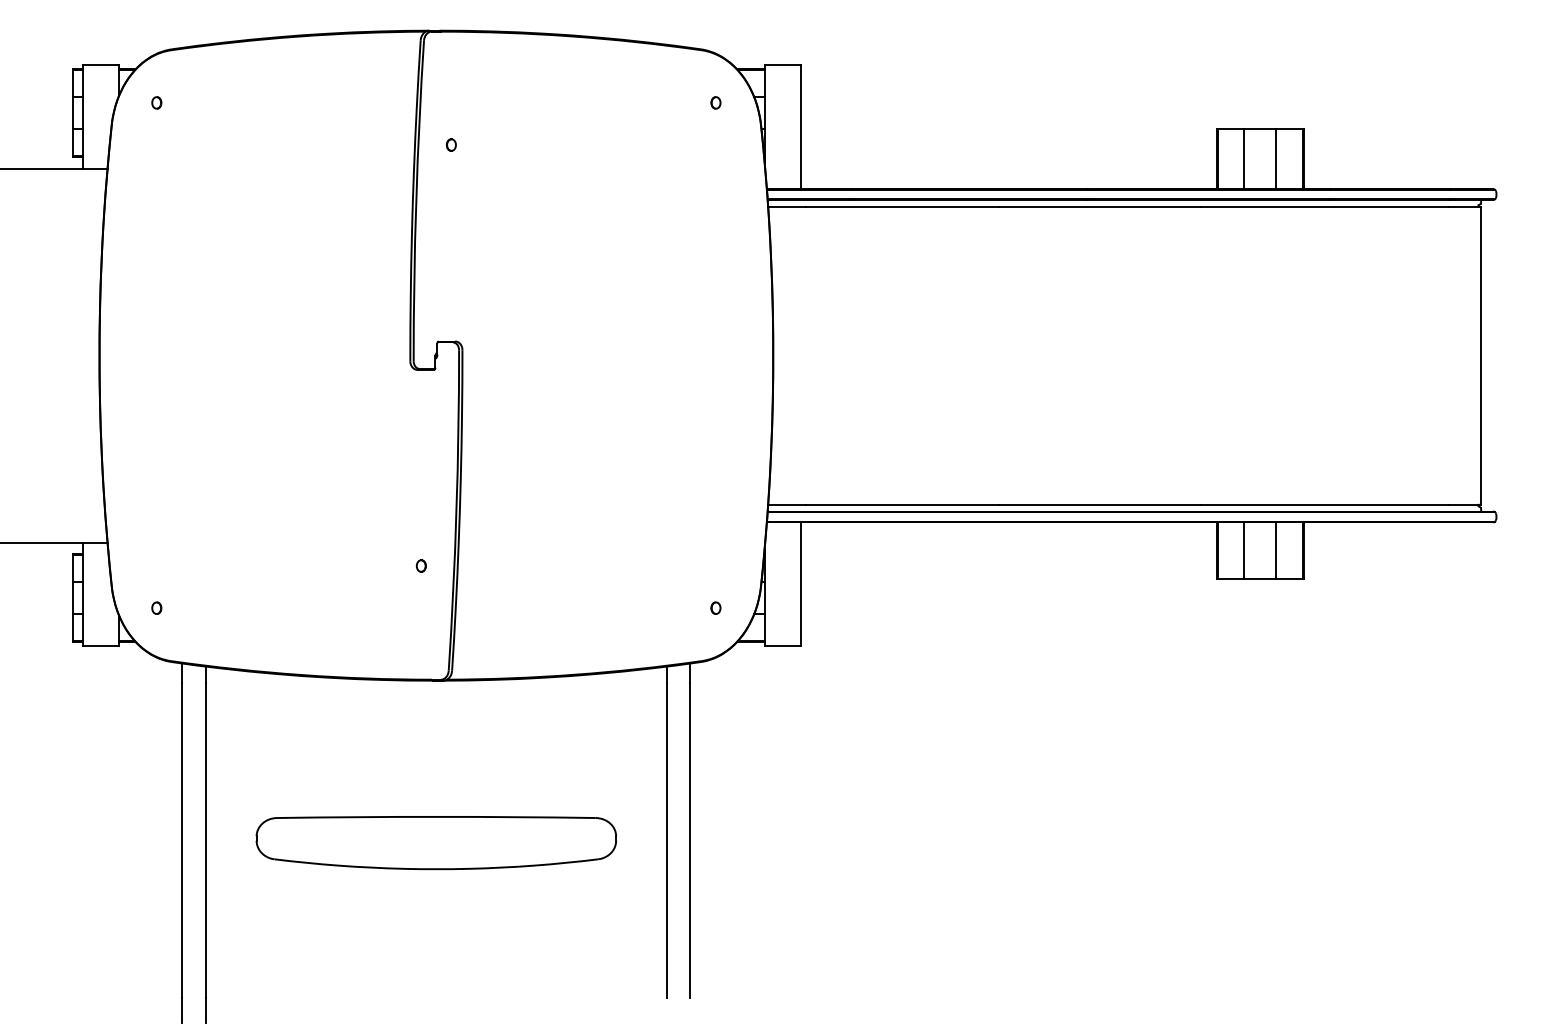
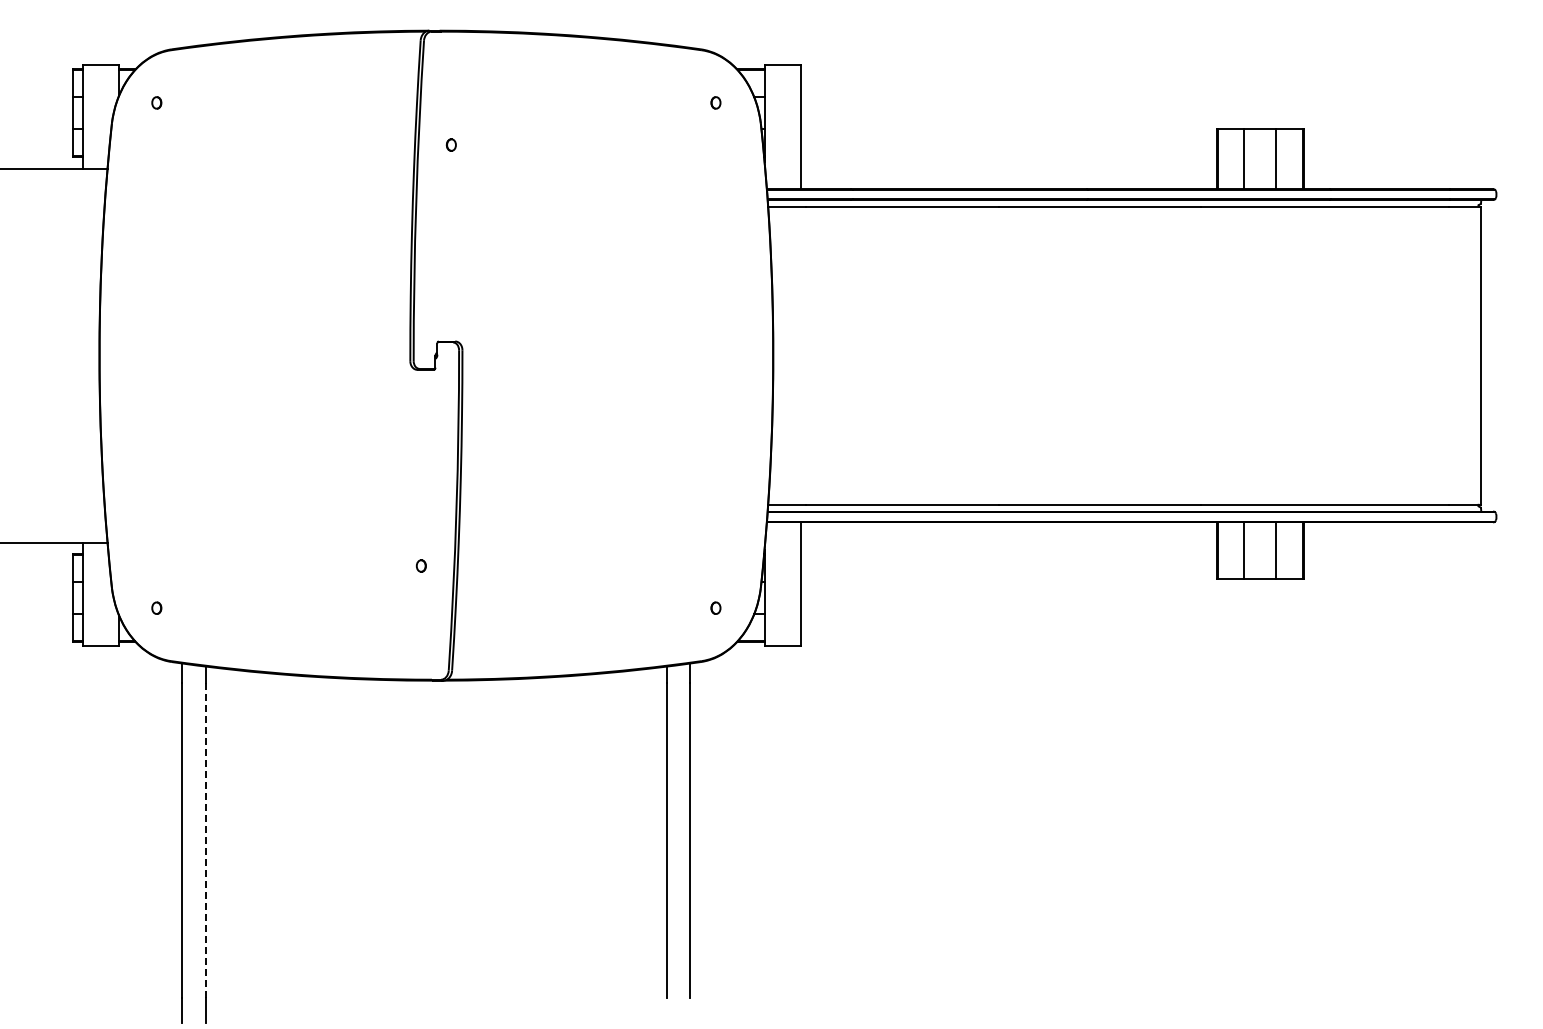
line: solid -> dashed (205, 840)
part: present -> none (435, 843)
